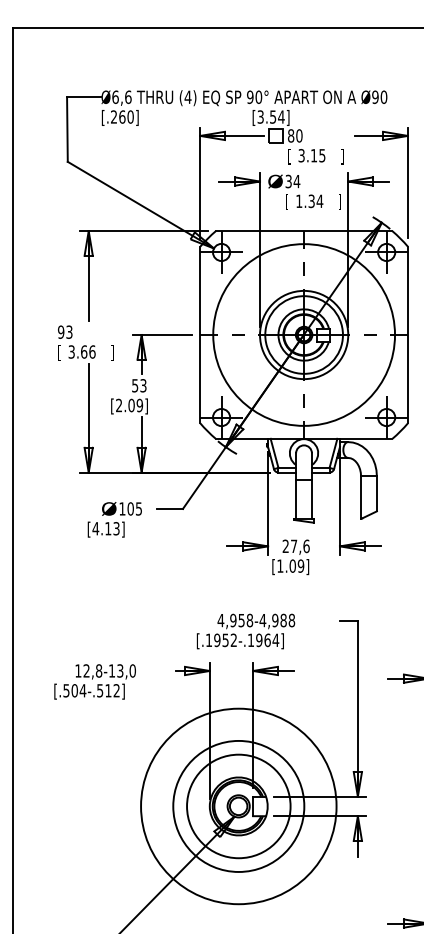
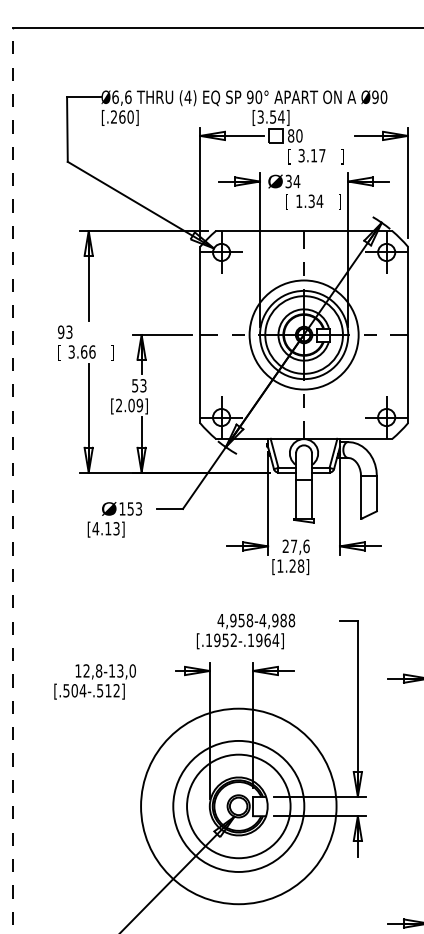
text: 3.15 -> 3.17 (322, 155)
circle diameter: 182 px -> 109 px (303, 334)
line: solid -> dashed (12, 480)
text: 105 -> 153 (134, 508)
text: [1.09] -> [1.28] (296, 565)
